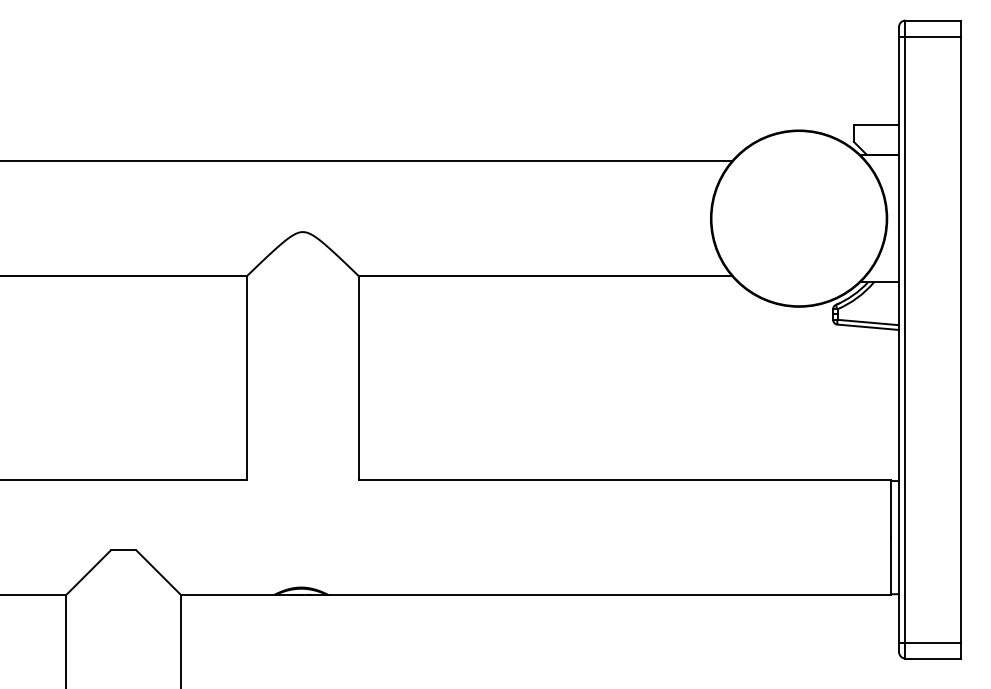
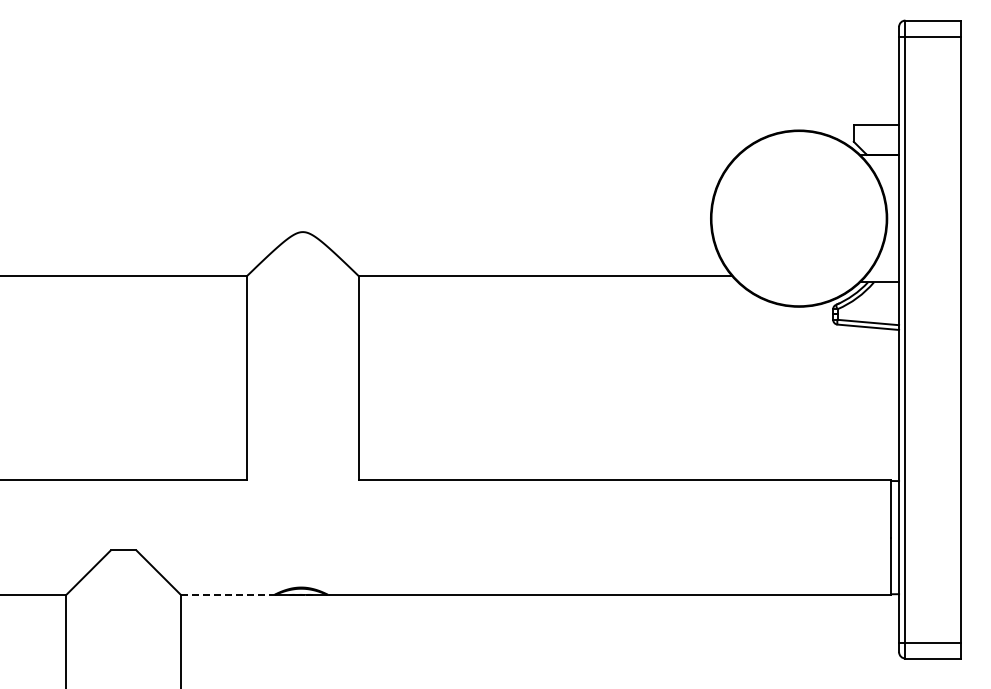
line: present -> none (367, 161)
line: solid -> dashed (227, 595)
